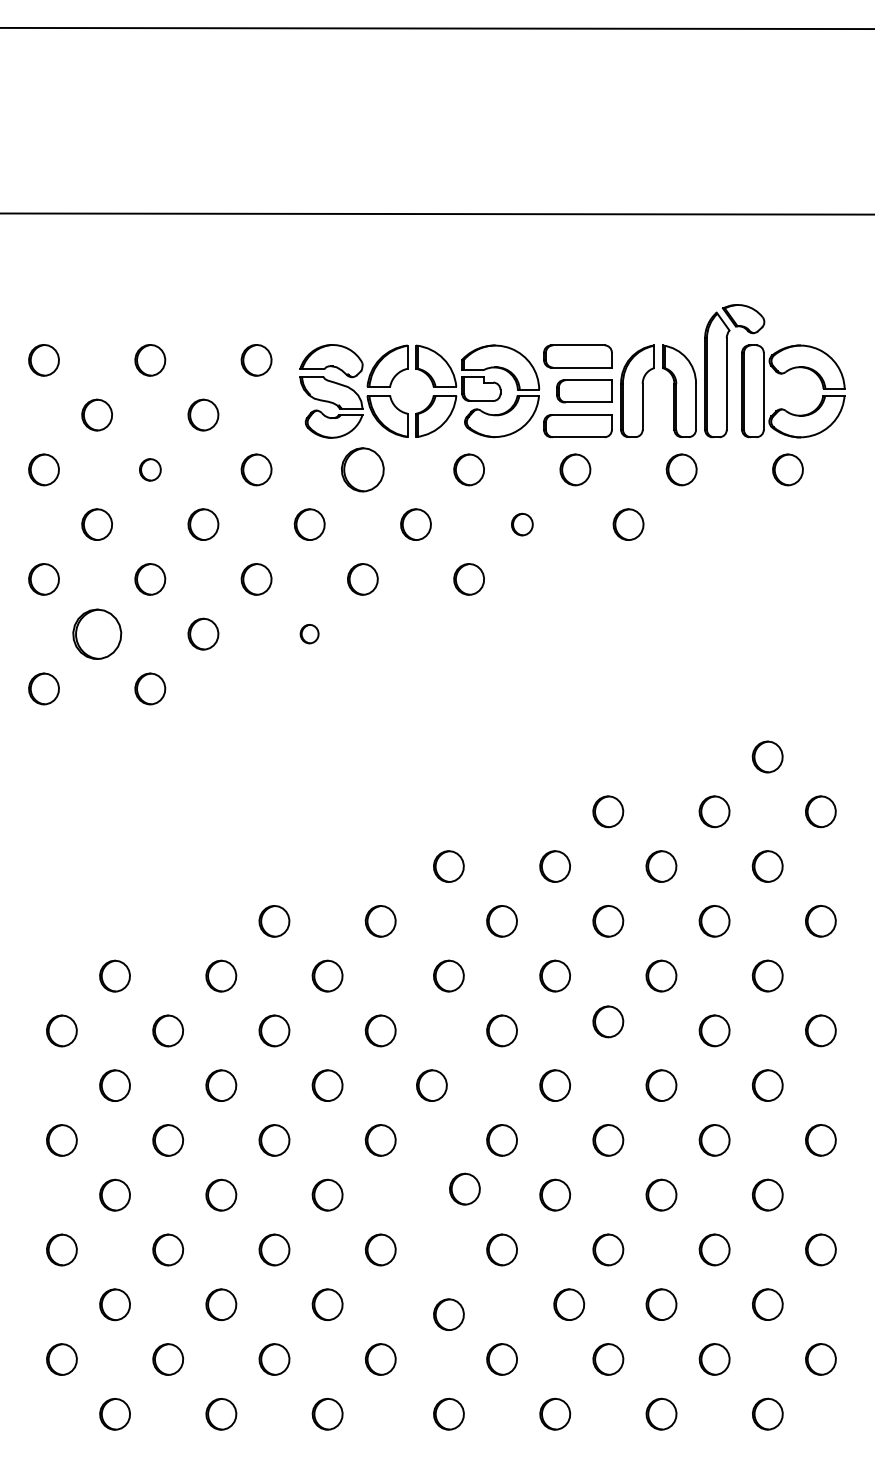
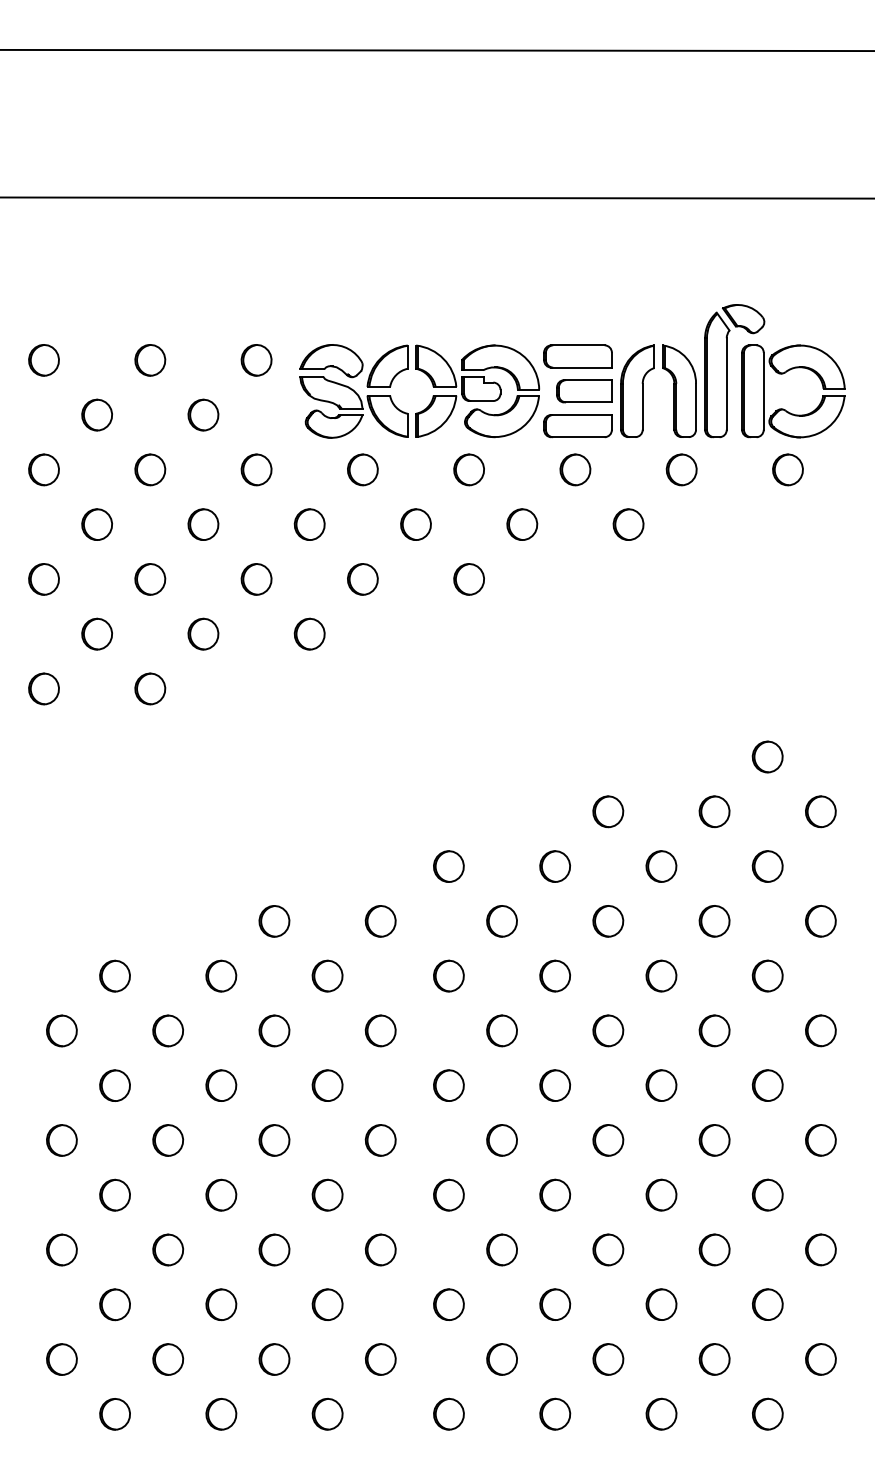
line position: (436, 28) -> (436, 50) (436, 50)
line position: (436, 213) -> (436, 197) (436, 197)
part size: 23x24 px -> 33x34 px (150, 469)
part size: 44x46 px -> 32x34 px (362, 469)
part size: 23x25 px -> 33x33 px (522, 524)
part size: 51x52 px -> 32x34 px (96, 633)
part size: 21x21 px -> 33x34 px (309, 633)
part position: (608, 1021) -> (608, 1030) (608, 1030)
part position: (431, 1085) -> (448, 1085) (448, 1085)
part position: (464, 1188) -> (448, 1194) (448, 1194)
part position: (569, 1304) -> (555, 1304) (555, 1304)
part position: (448, 1314) -> (448, 1304) (448, 1304)
